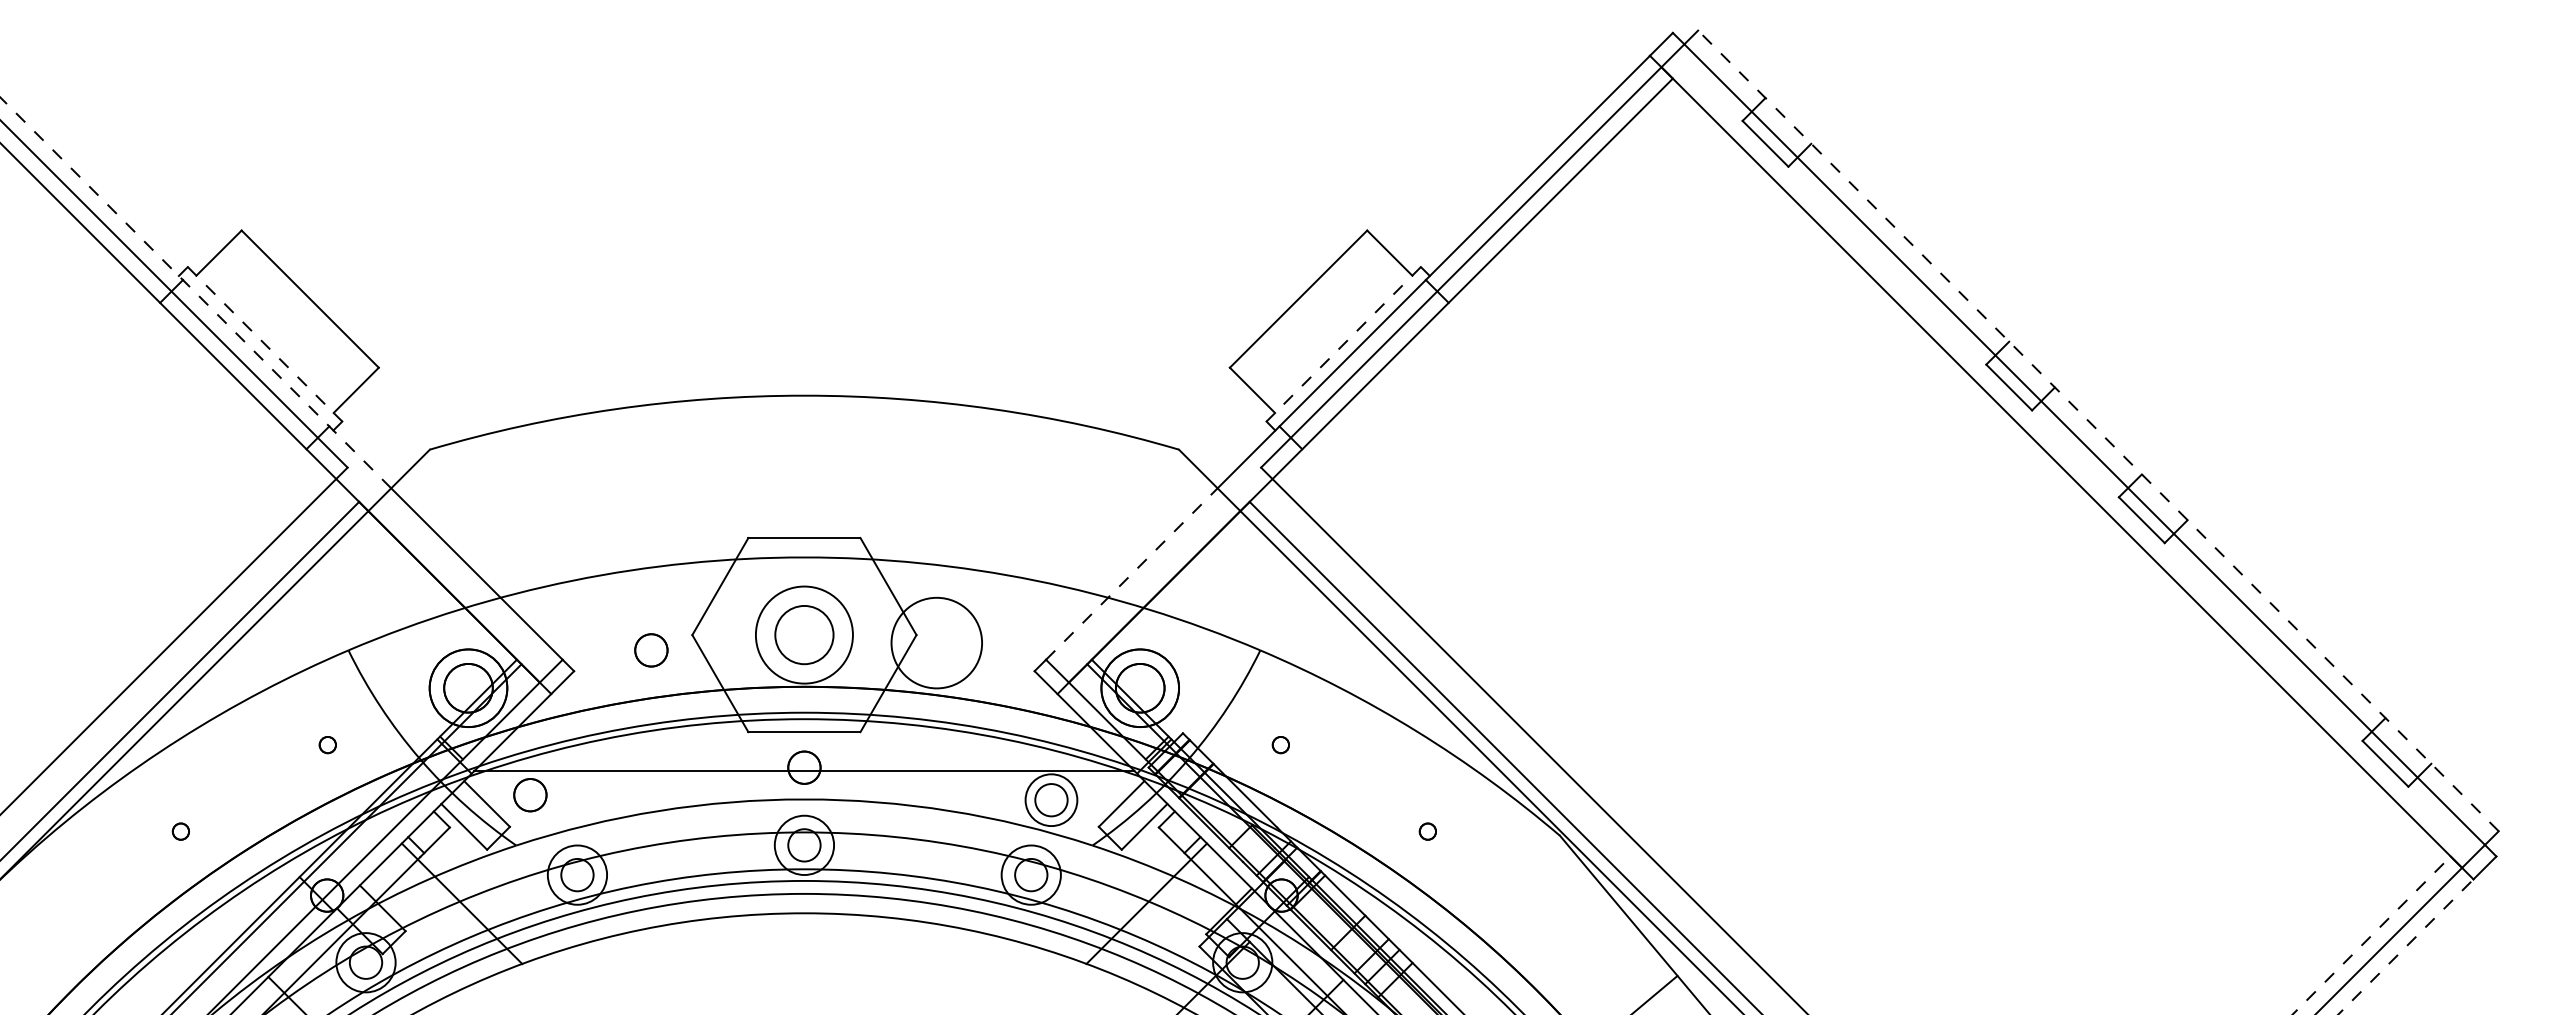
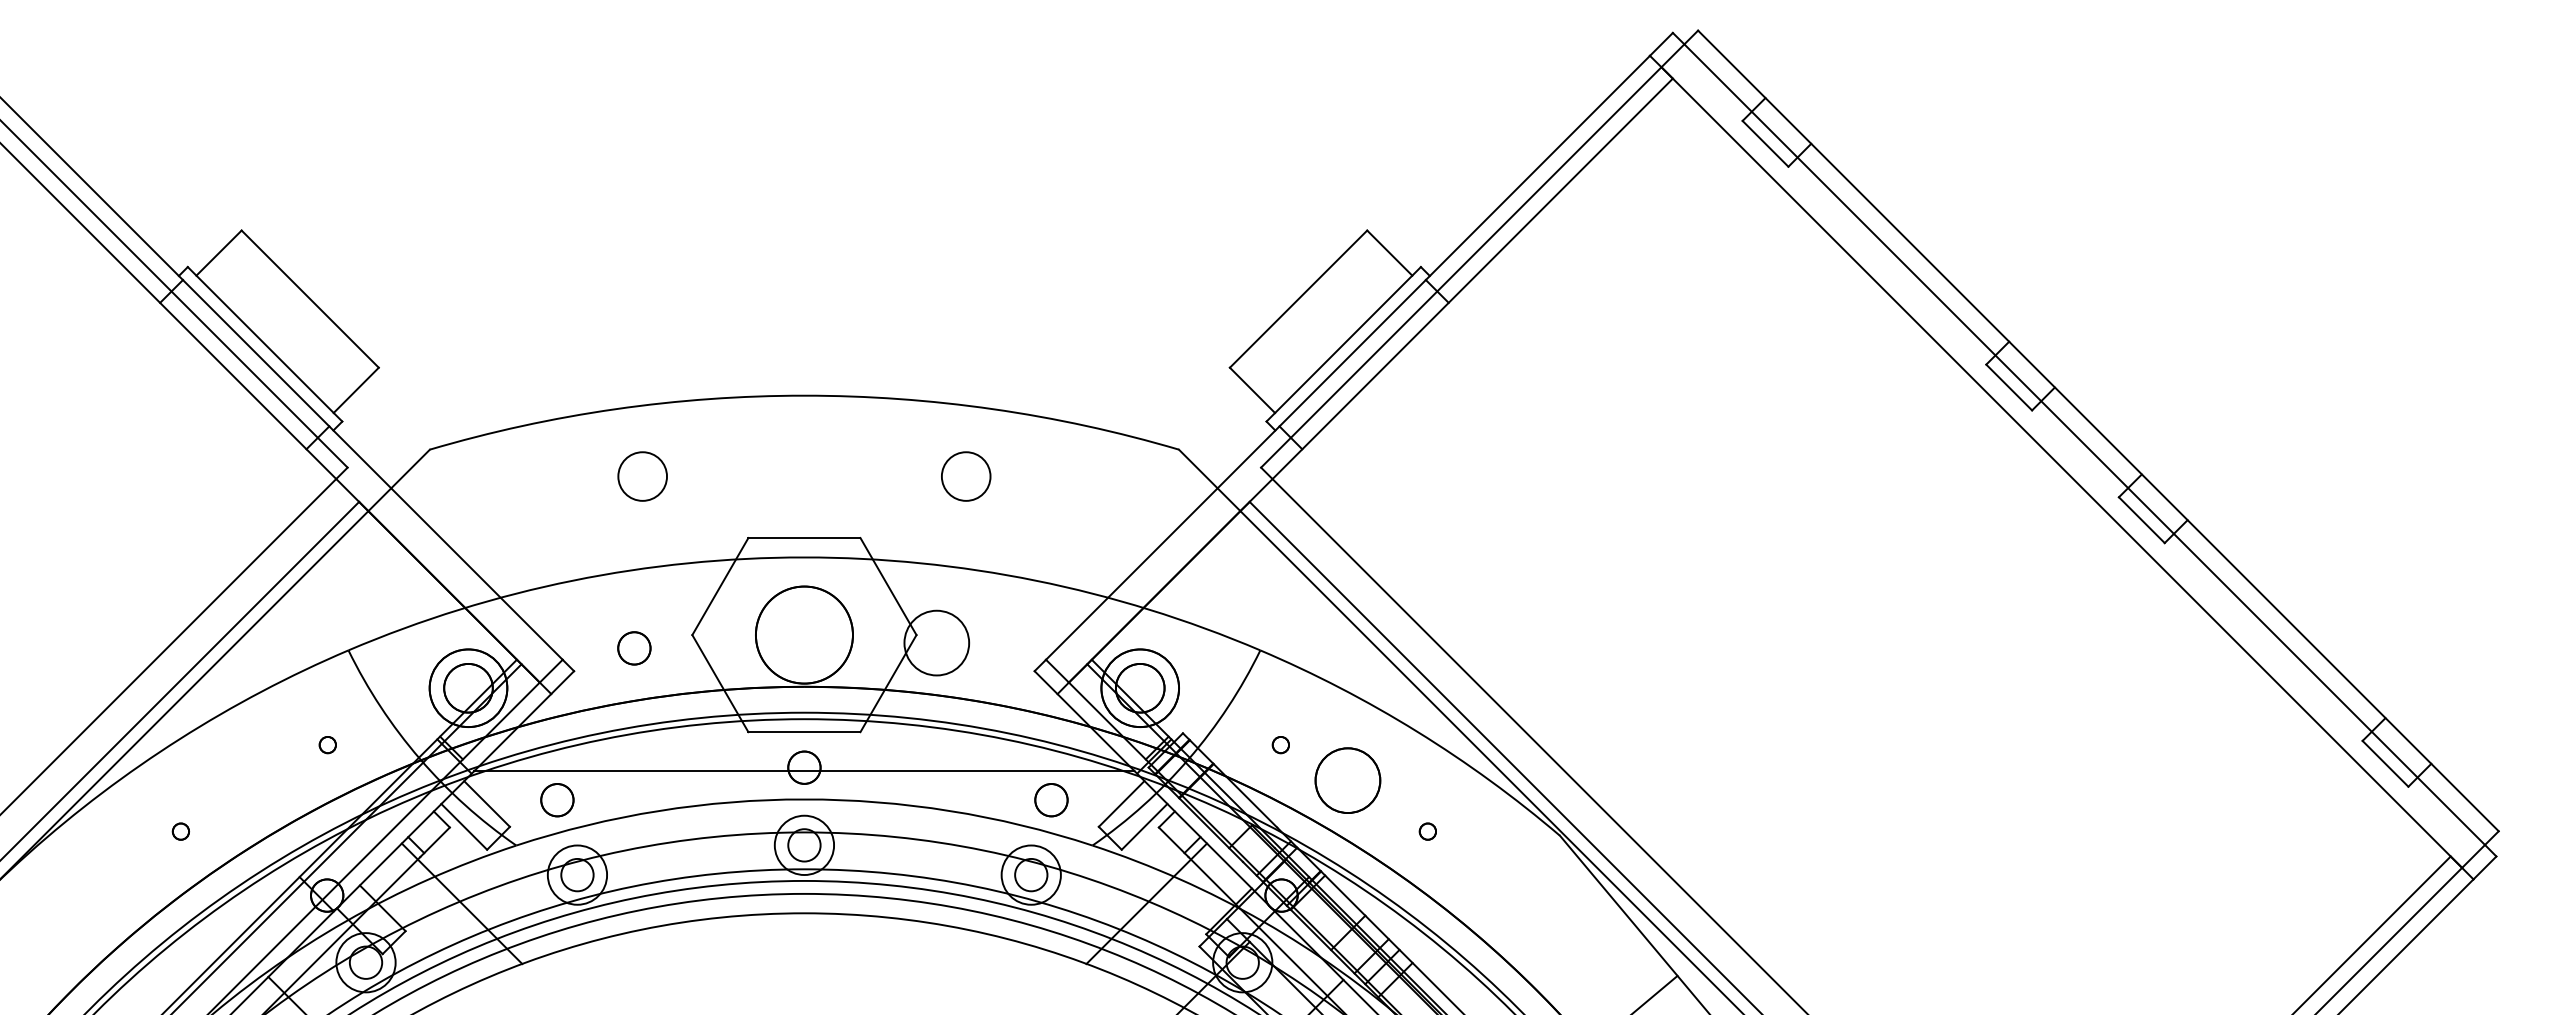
line: dashed -> solid (195, 292)
line: dashed -> solid (265, 344)
line: dashed -> solid (1343, 344)
line: dashed -> solid (2098, 430)
circle: none -> present (642, 476)
circle: none -> present (966, 476)
line: dashed -> solid (1132, 573)
circle diameter: 58 px -> 97 px (803, 634)
circle diameter: 91 px -> 65 px (936, 642)
circle position: (651, 650) -> (634, 648) (634, 648)
part: none -> present (1347, 780)
circle position: (530, 795) -> (557, 800) (557, 800)
circle diameter: 52 px -> 32 px (1051, 800)
line: dashed -> solid (2371, 935)
line: dashed -> solid (2406, 946)
